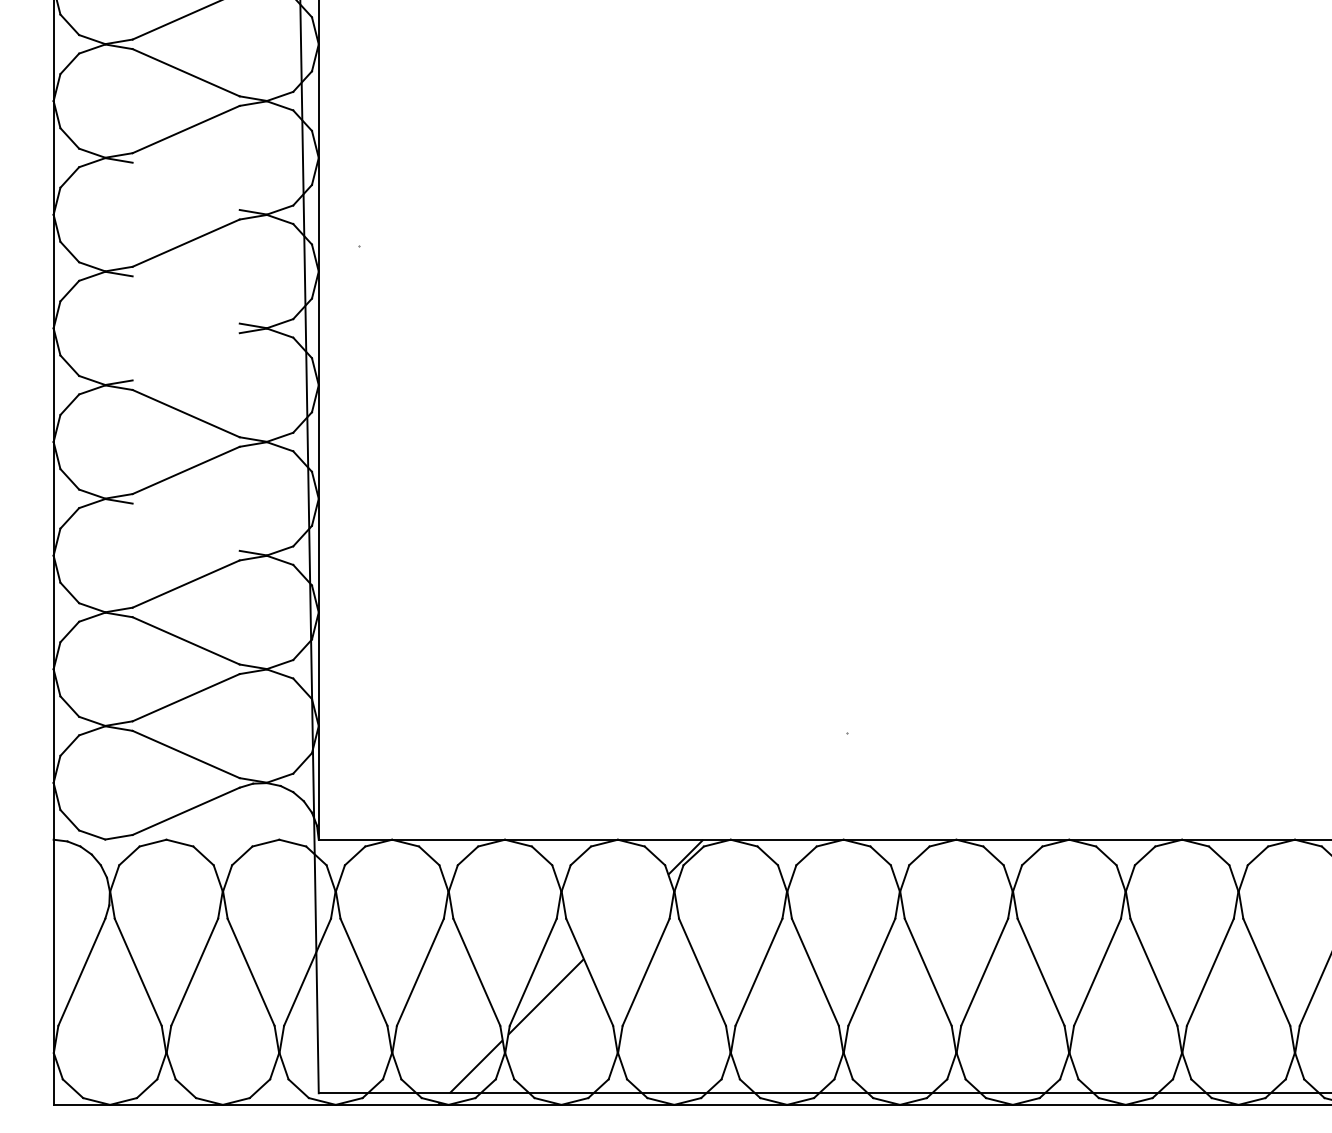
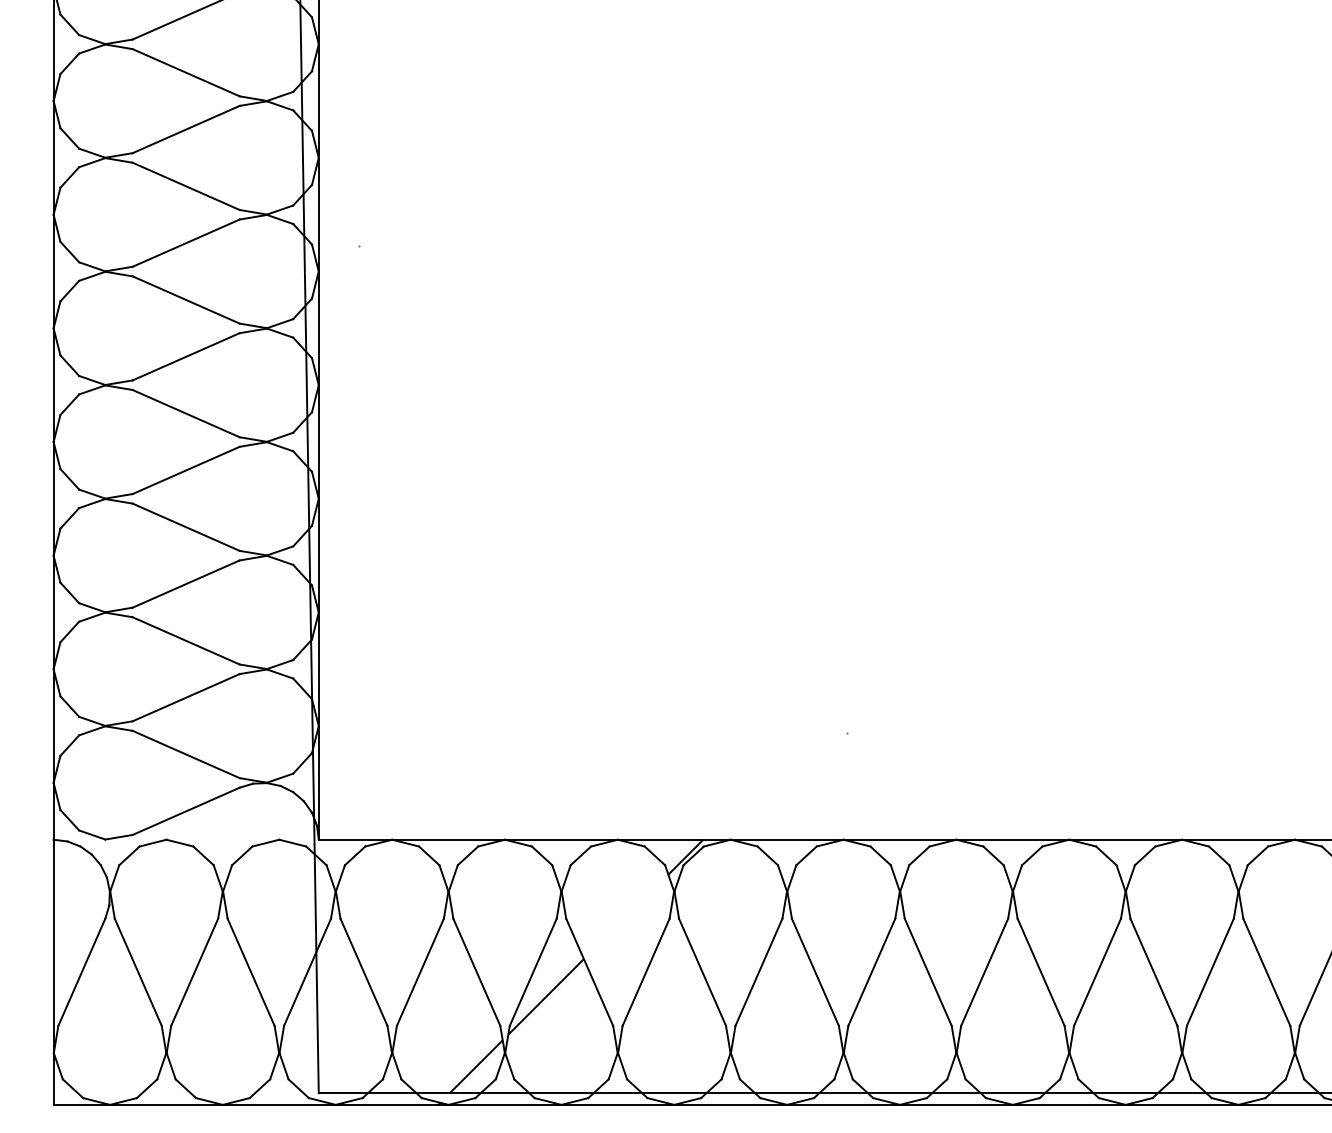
line: none -> present (185, 185)
line: none -> present (185, 299)
line: none -> present (185, 356)
line: none -> present (185, 526)
